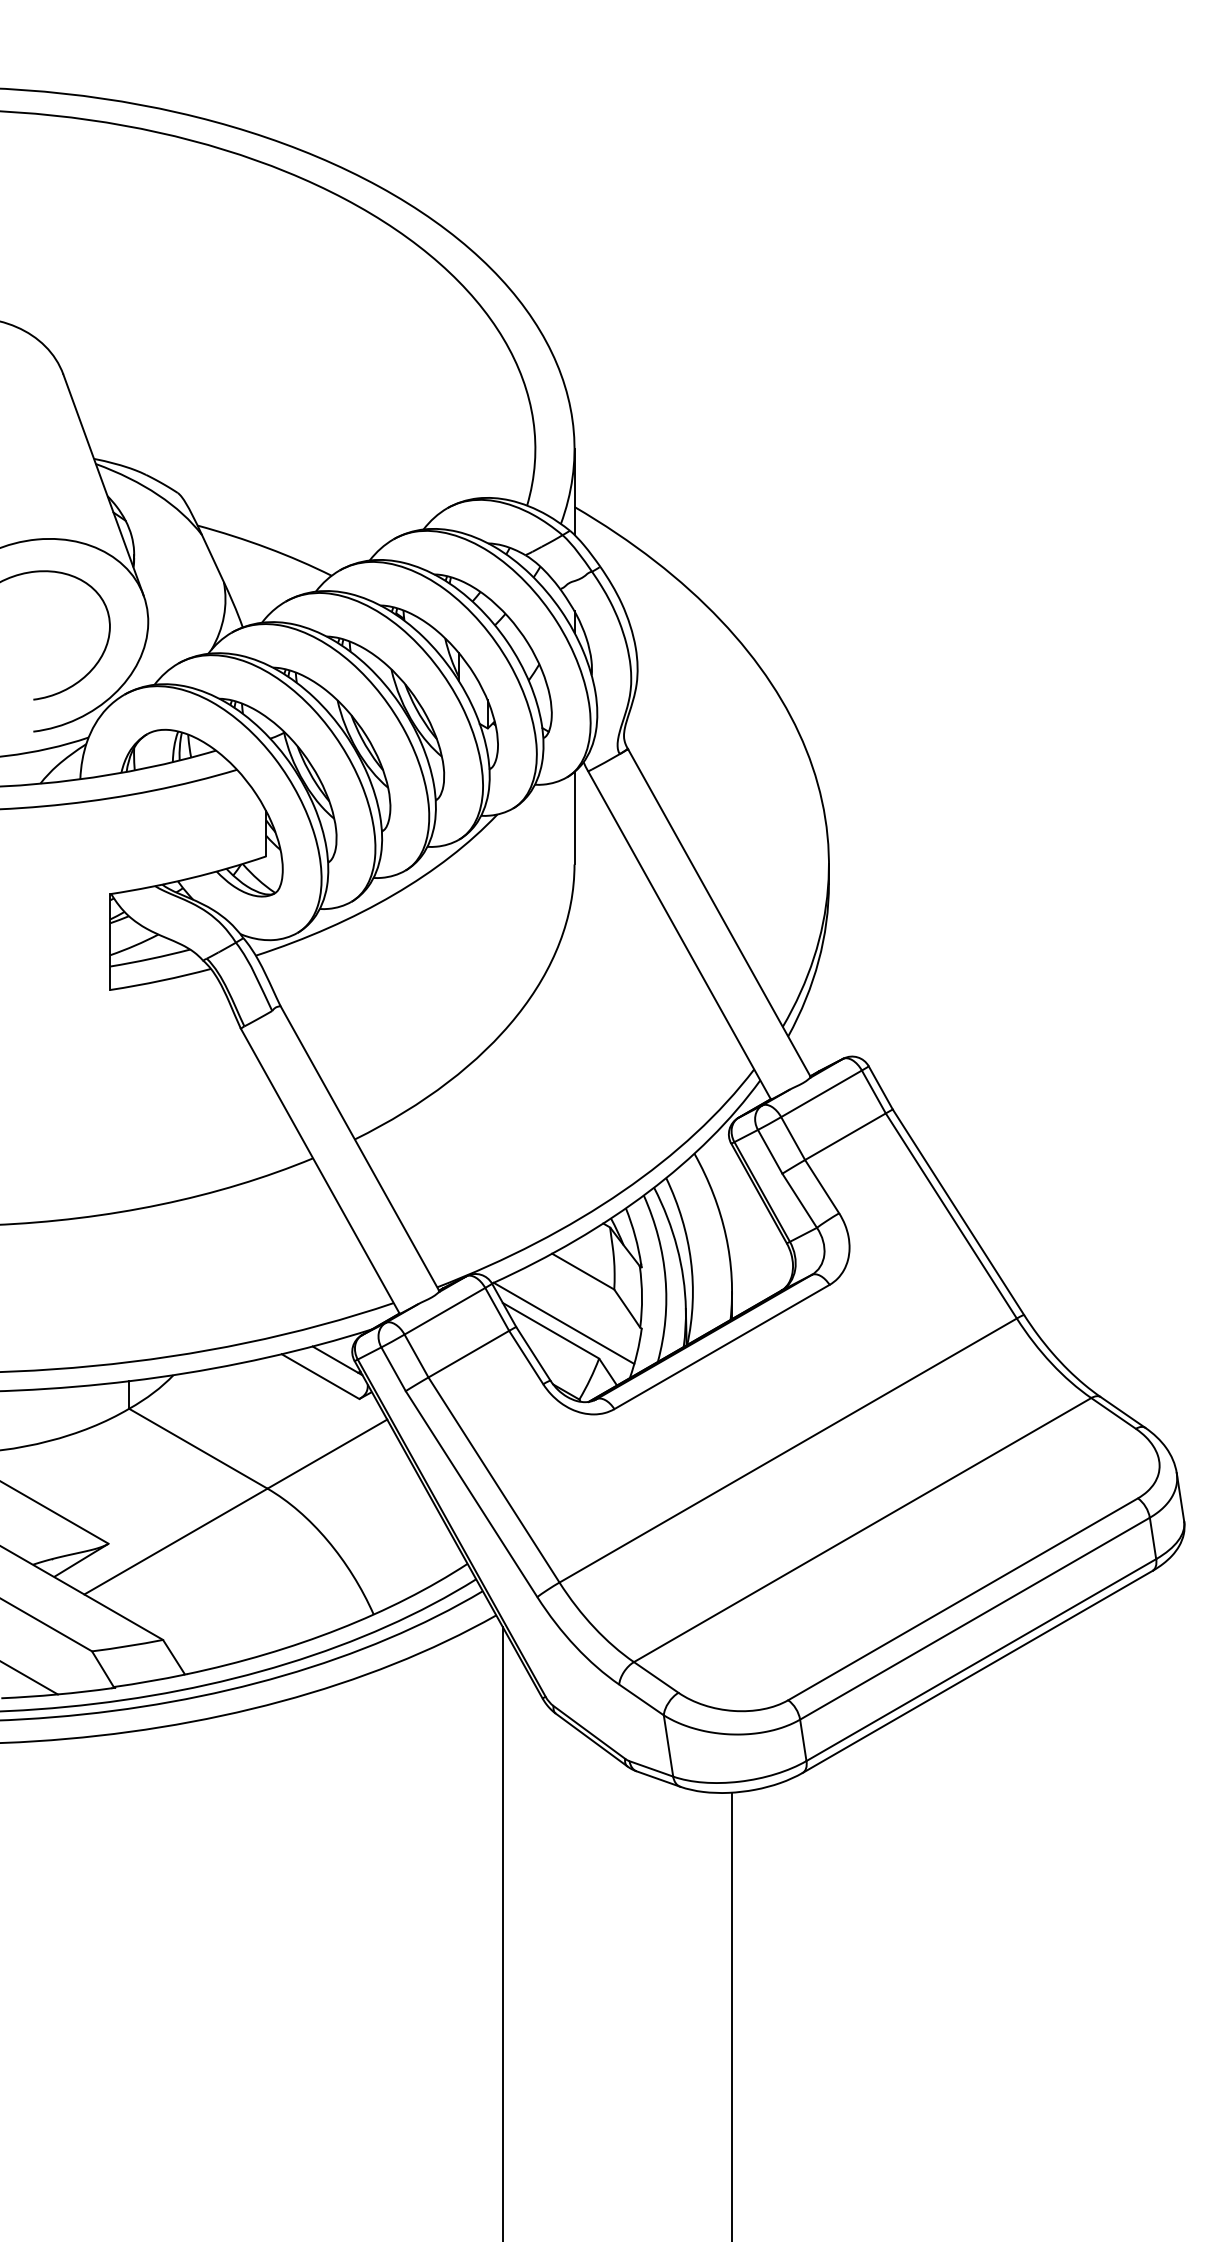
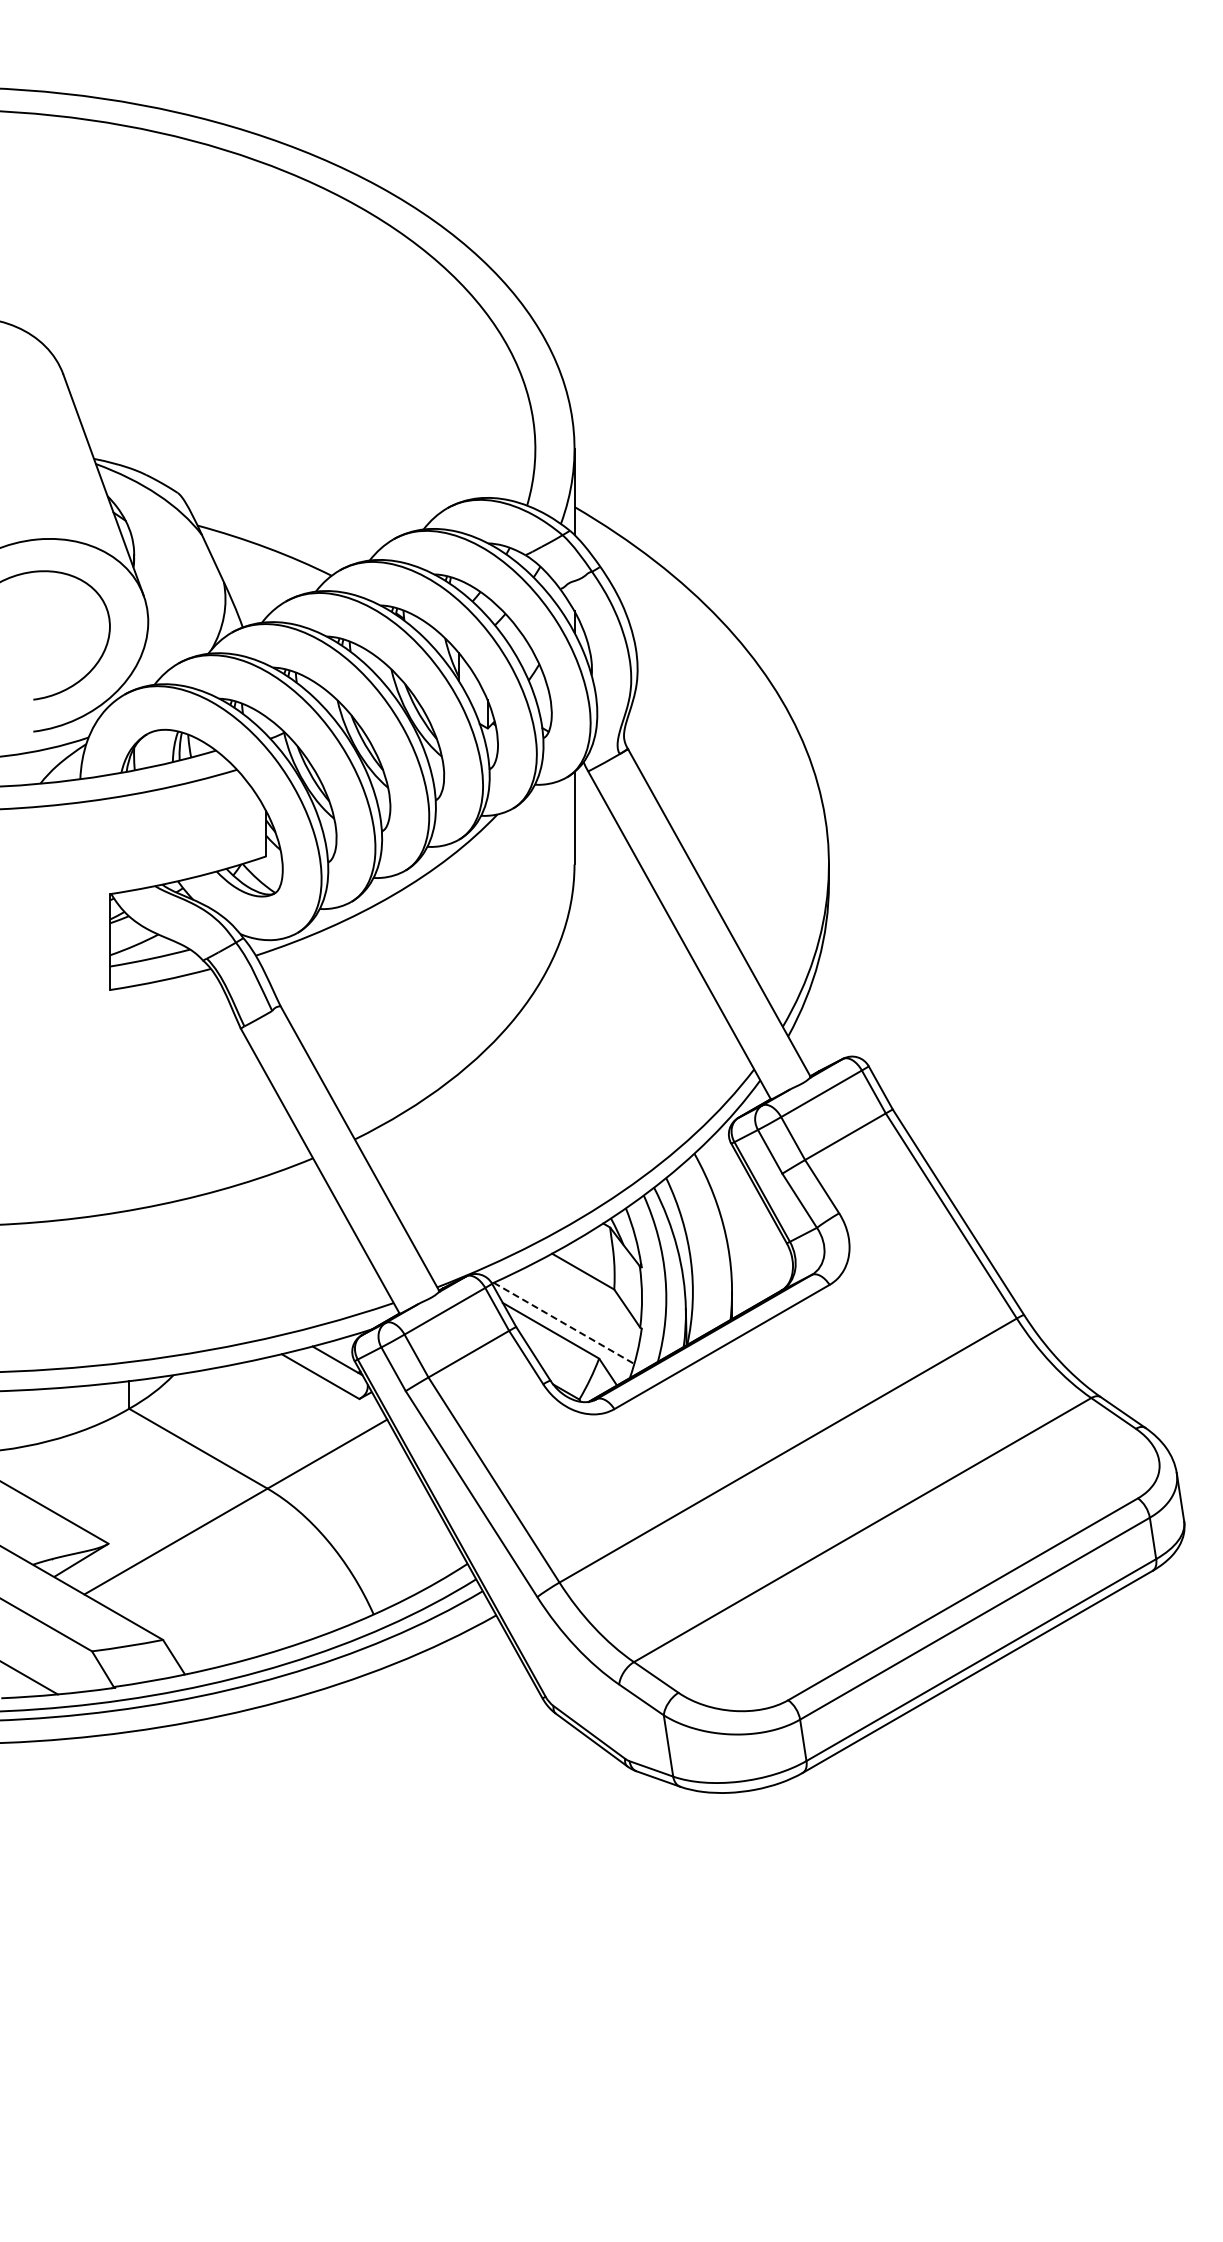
line: solid -> dashed (564, 1323)
line: present -> none (502, 1932)
line: present -> none (732, 2015)
